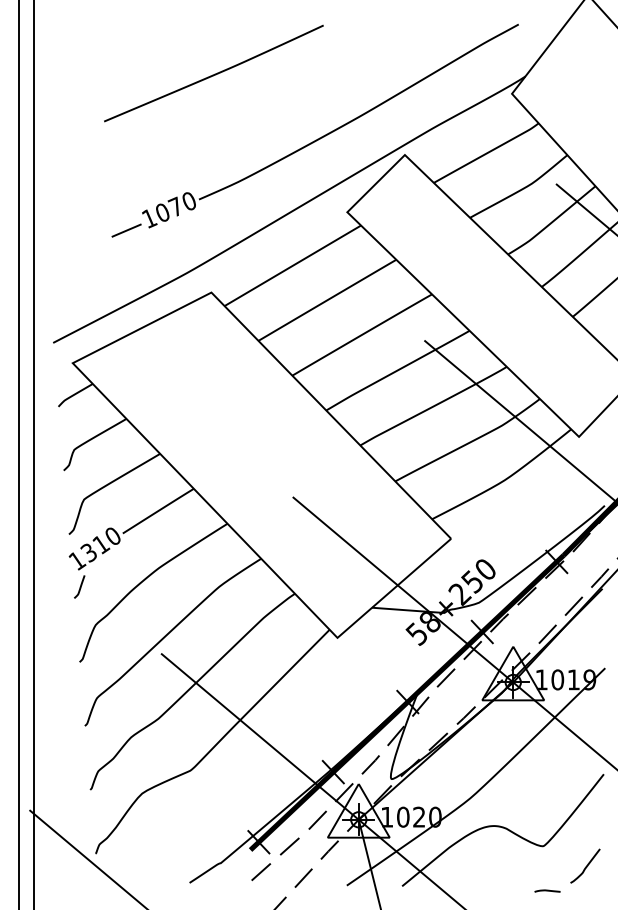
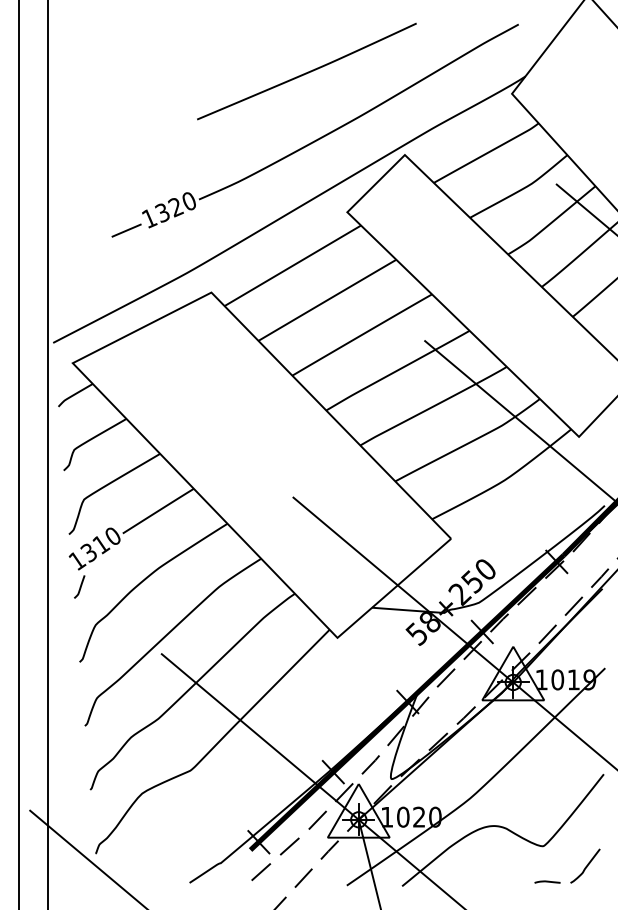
curve position: (214, 73) -> (307, 71) (307, 71)
text: 1070 -> 1320 (168, 209)
line position: (33, 454) -> (47, 454) (47, 454)
line position: (547, 890) -> (547, 881) (547, 881)
